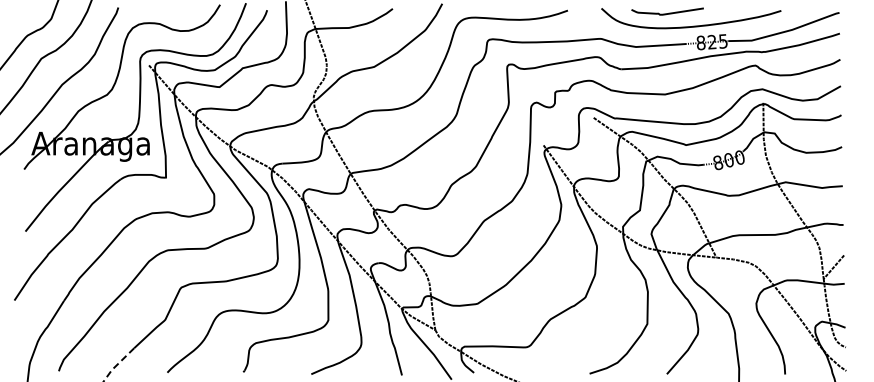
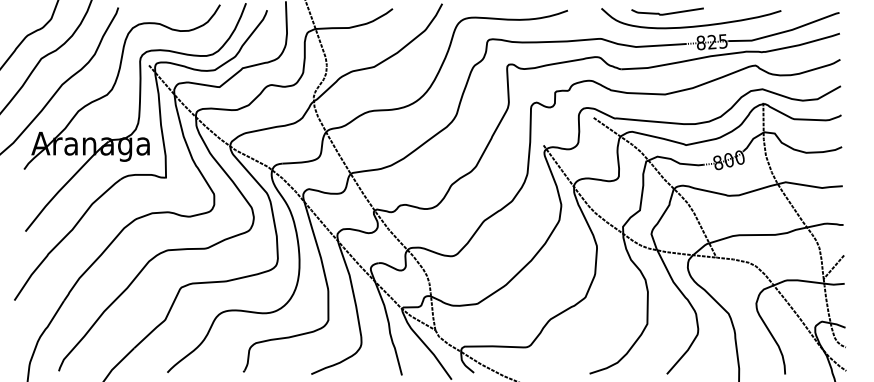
line: dashed -> solid (117, 364)
